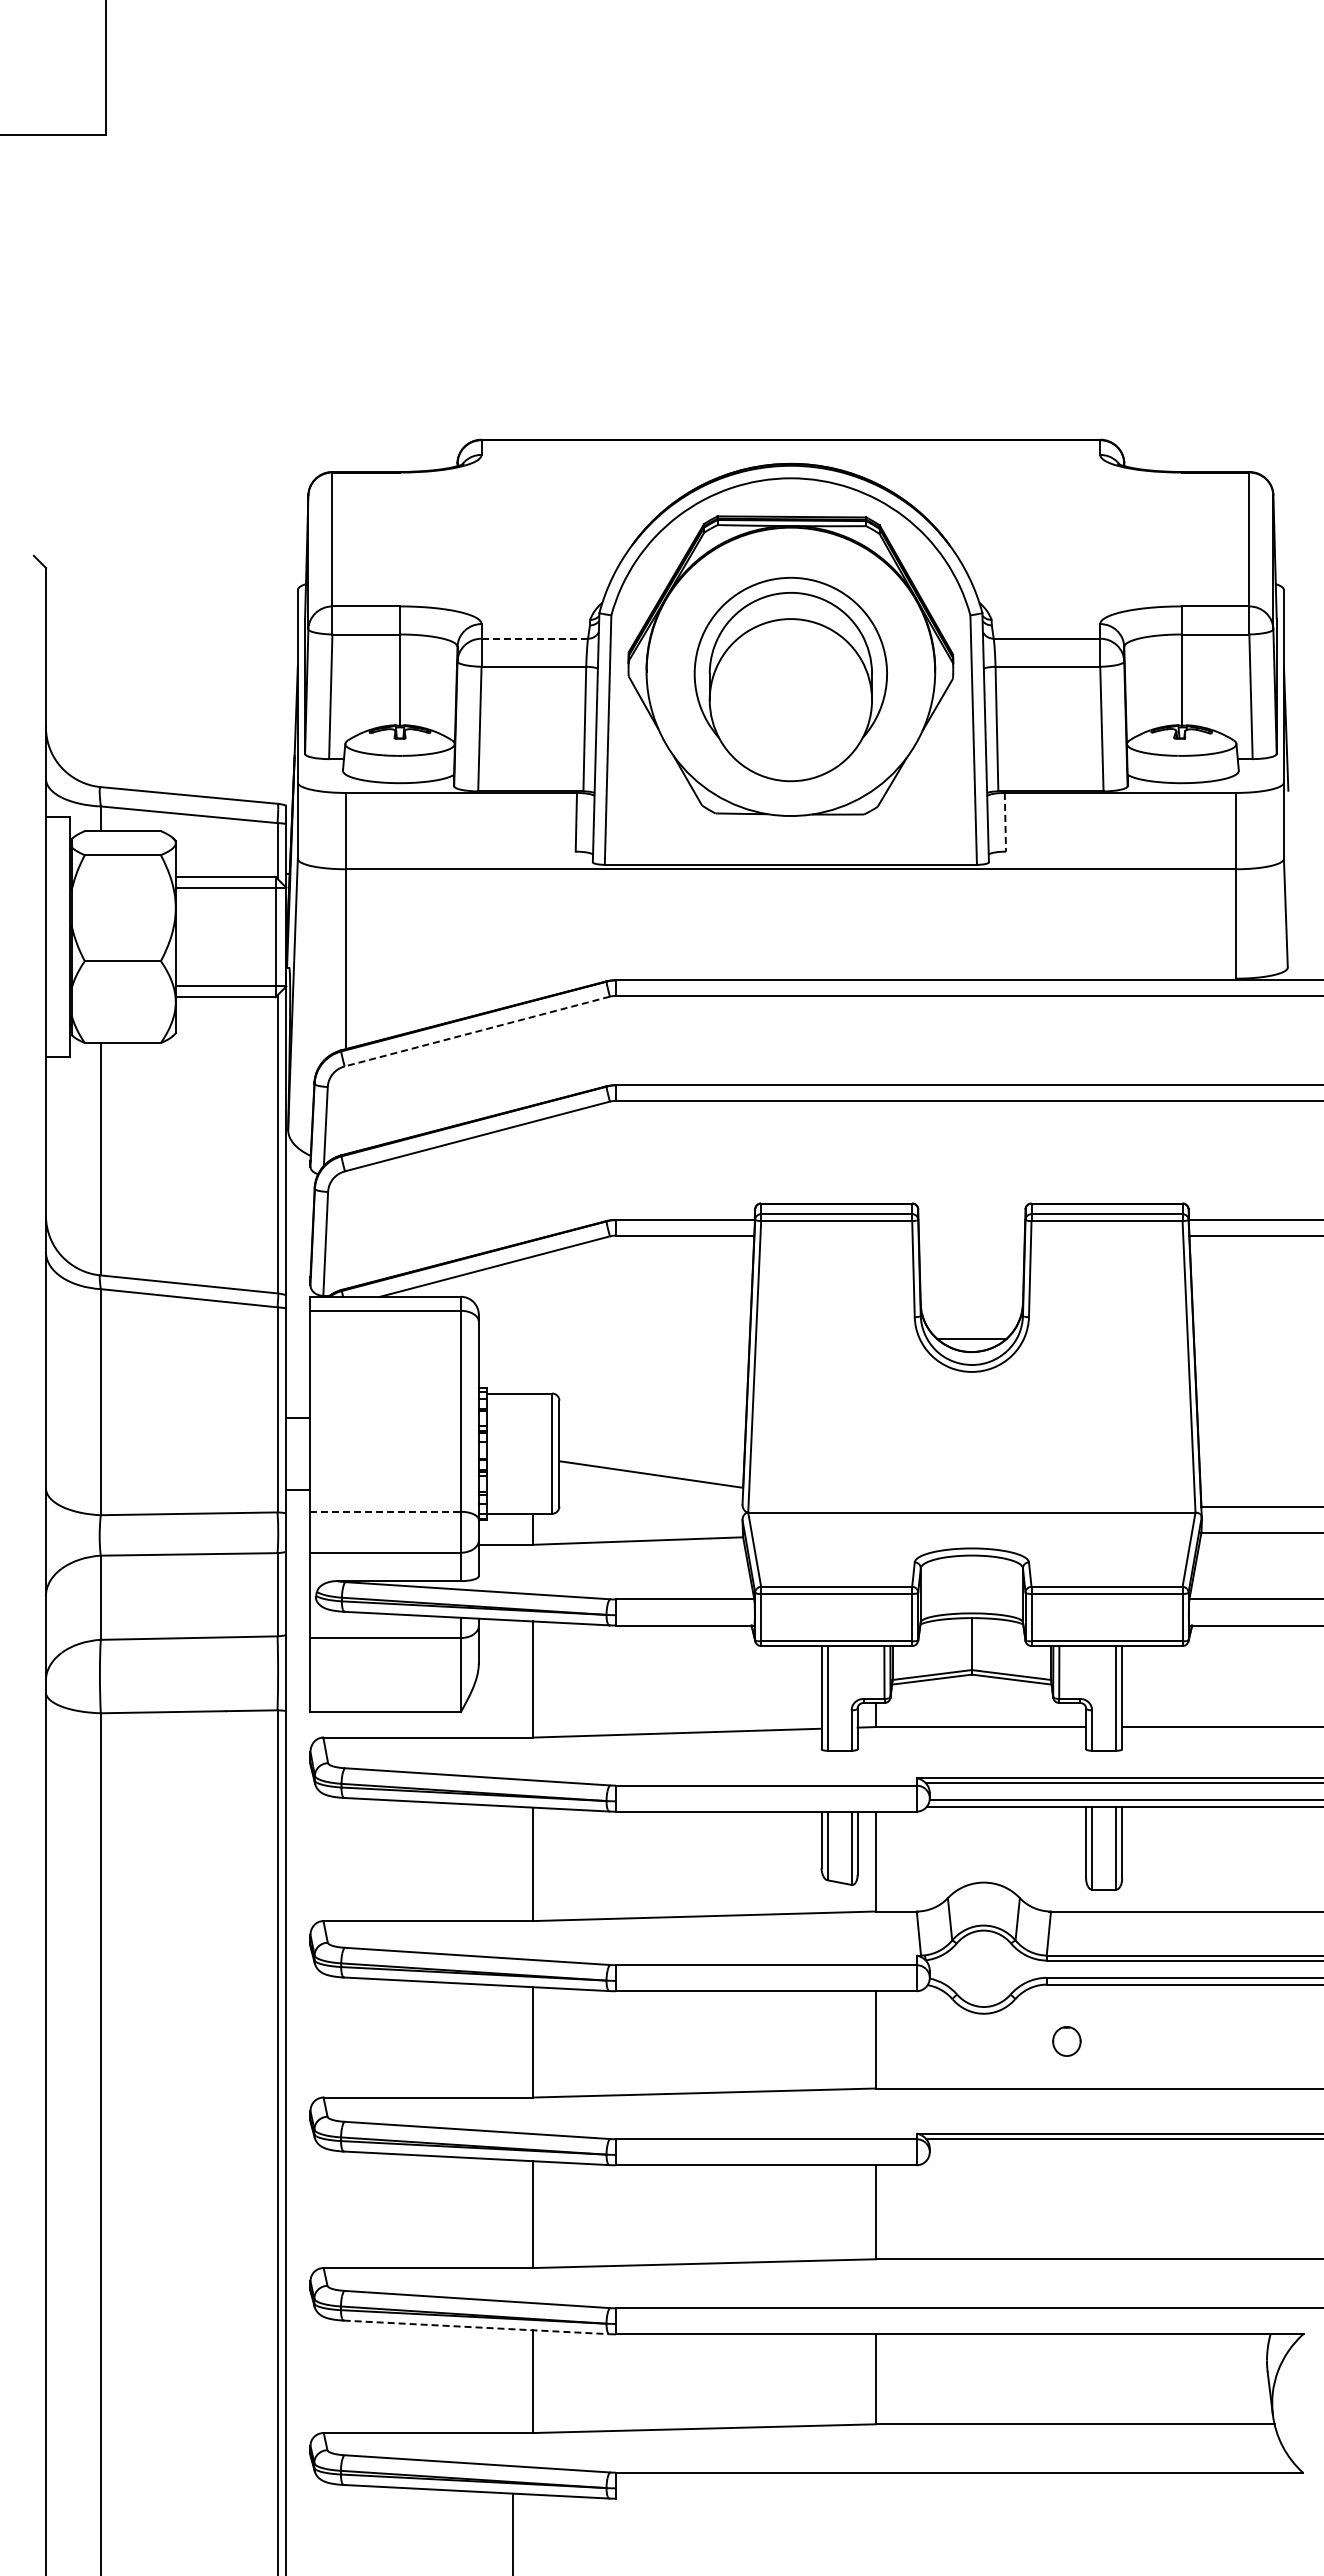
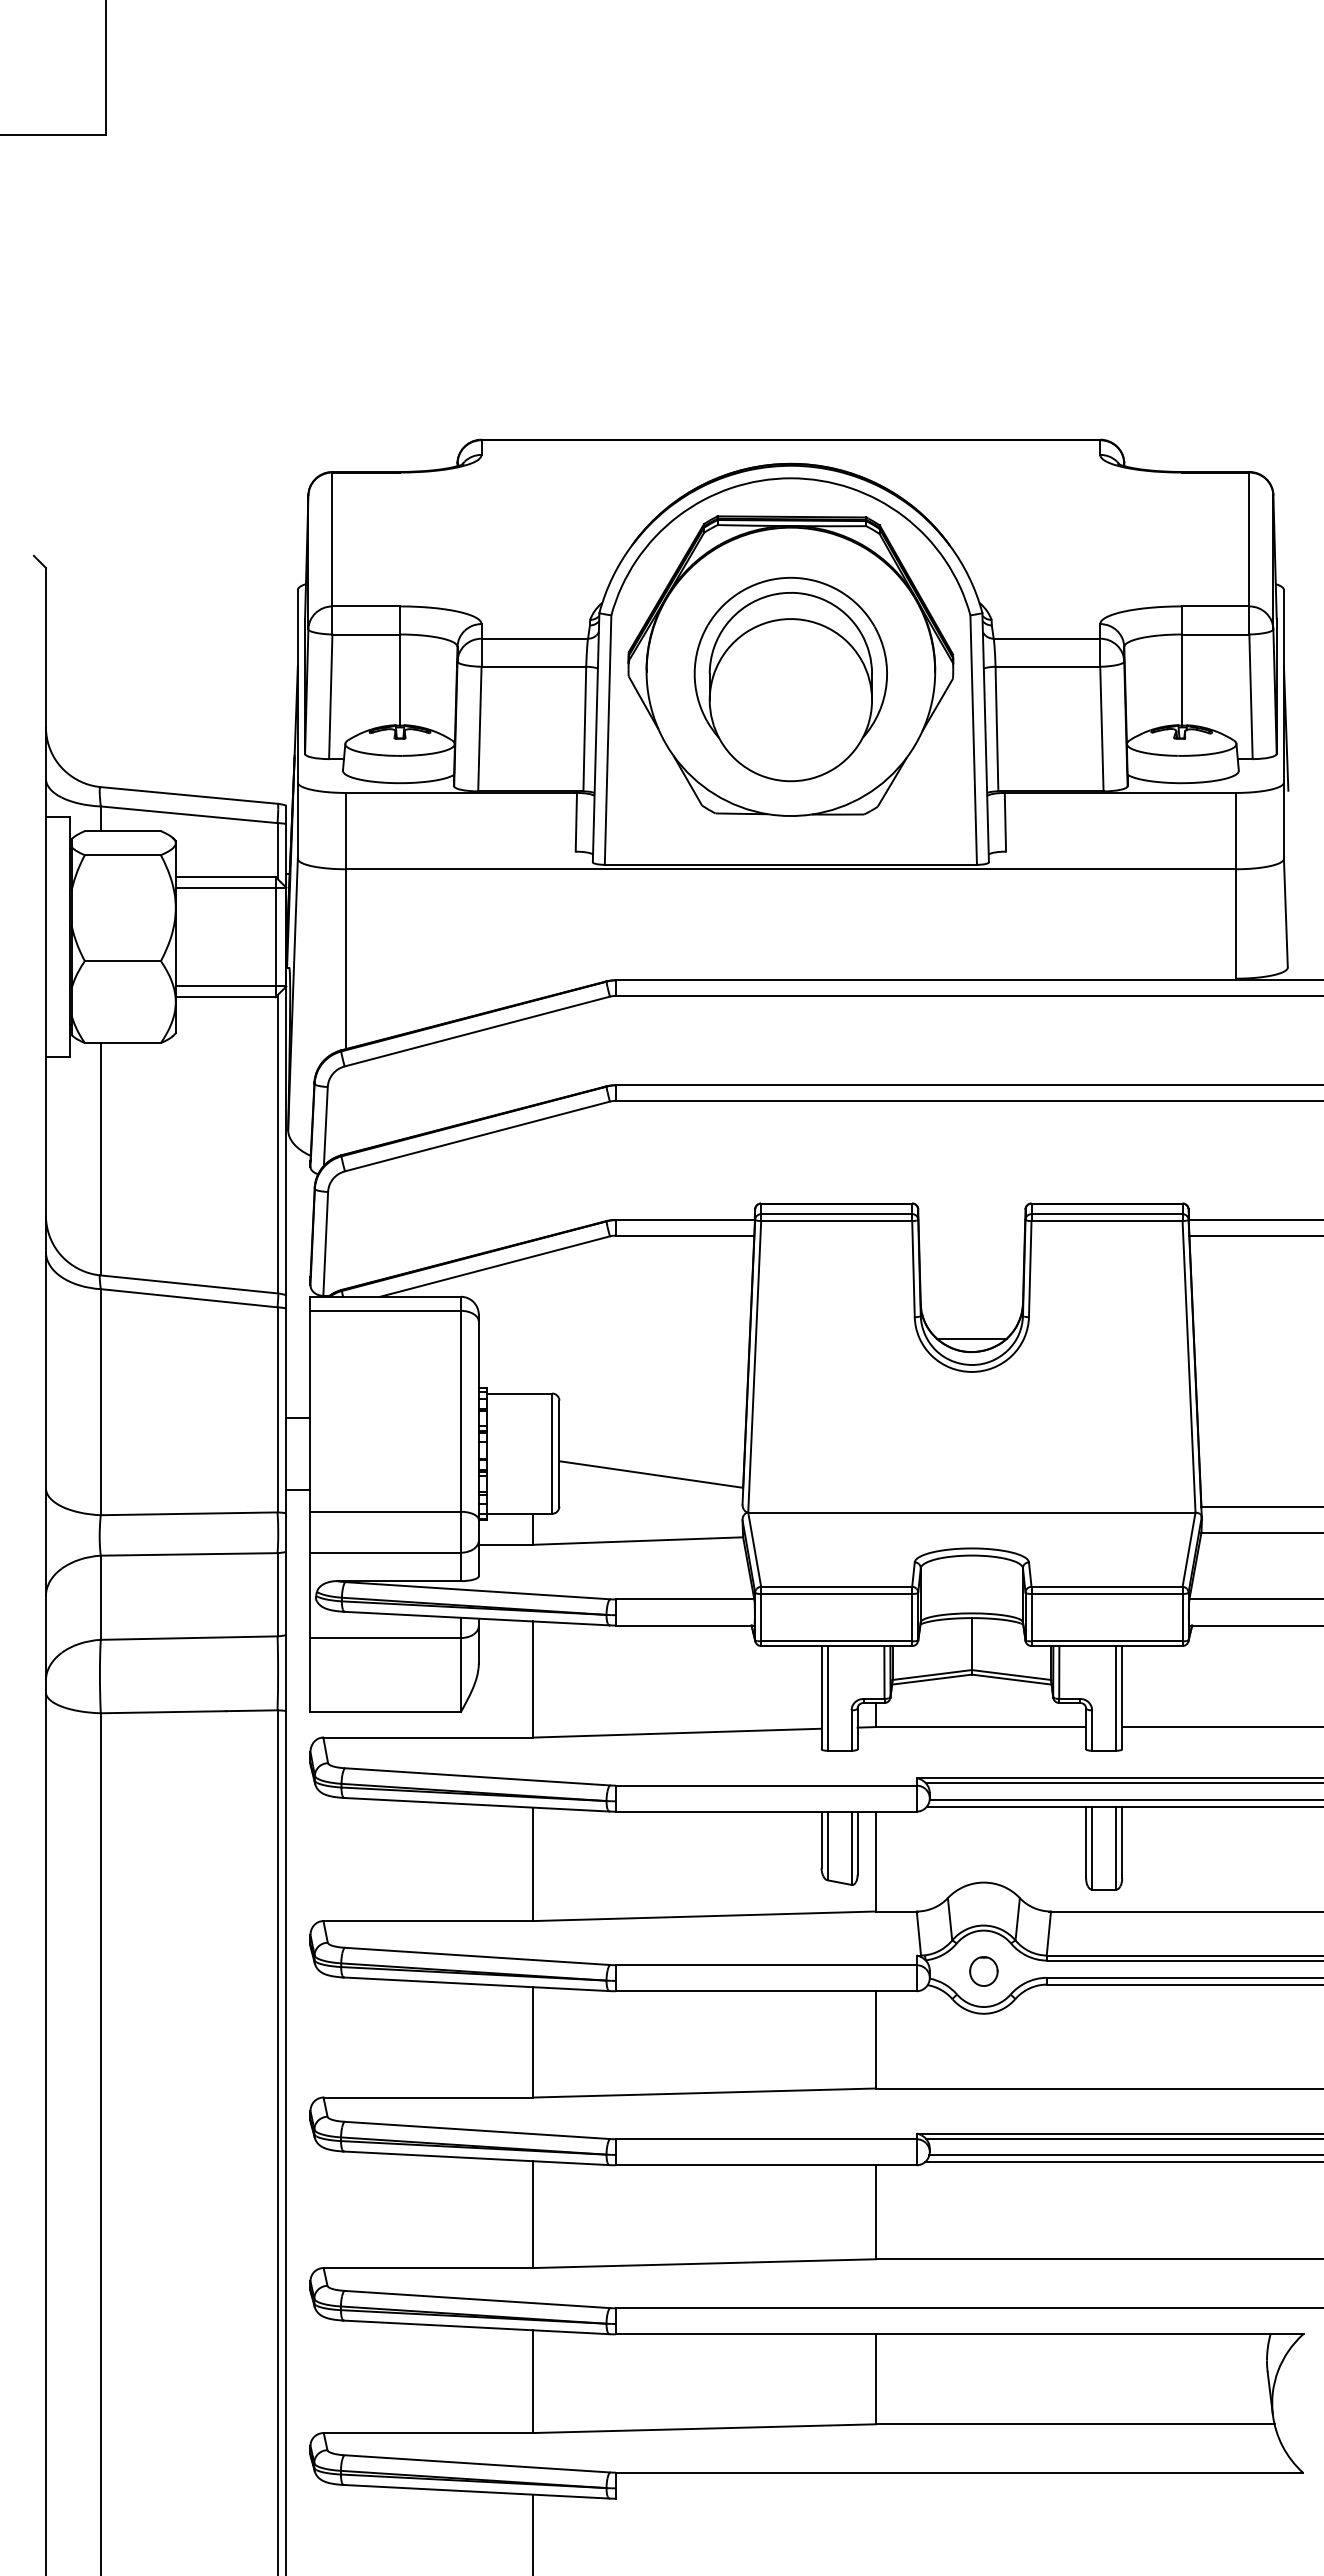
line: dashed -> solid (534, 638)
line: dashed -> solid (1005, 822)
line: dashed -> solid (476, 1031)
line: dashed -> solid (386, 1511)
part position: (1066, 2041) -> (983, 1971) (983, 1971)
line: none -> present (1124, 2155)
line: none -> present (1122, 2161)
line: dashed -> solid (476, 2327)
line position: (512, 2533) -> (532, 2533) (532, 2533)
